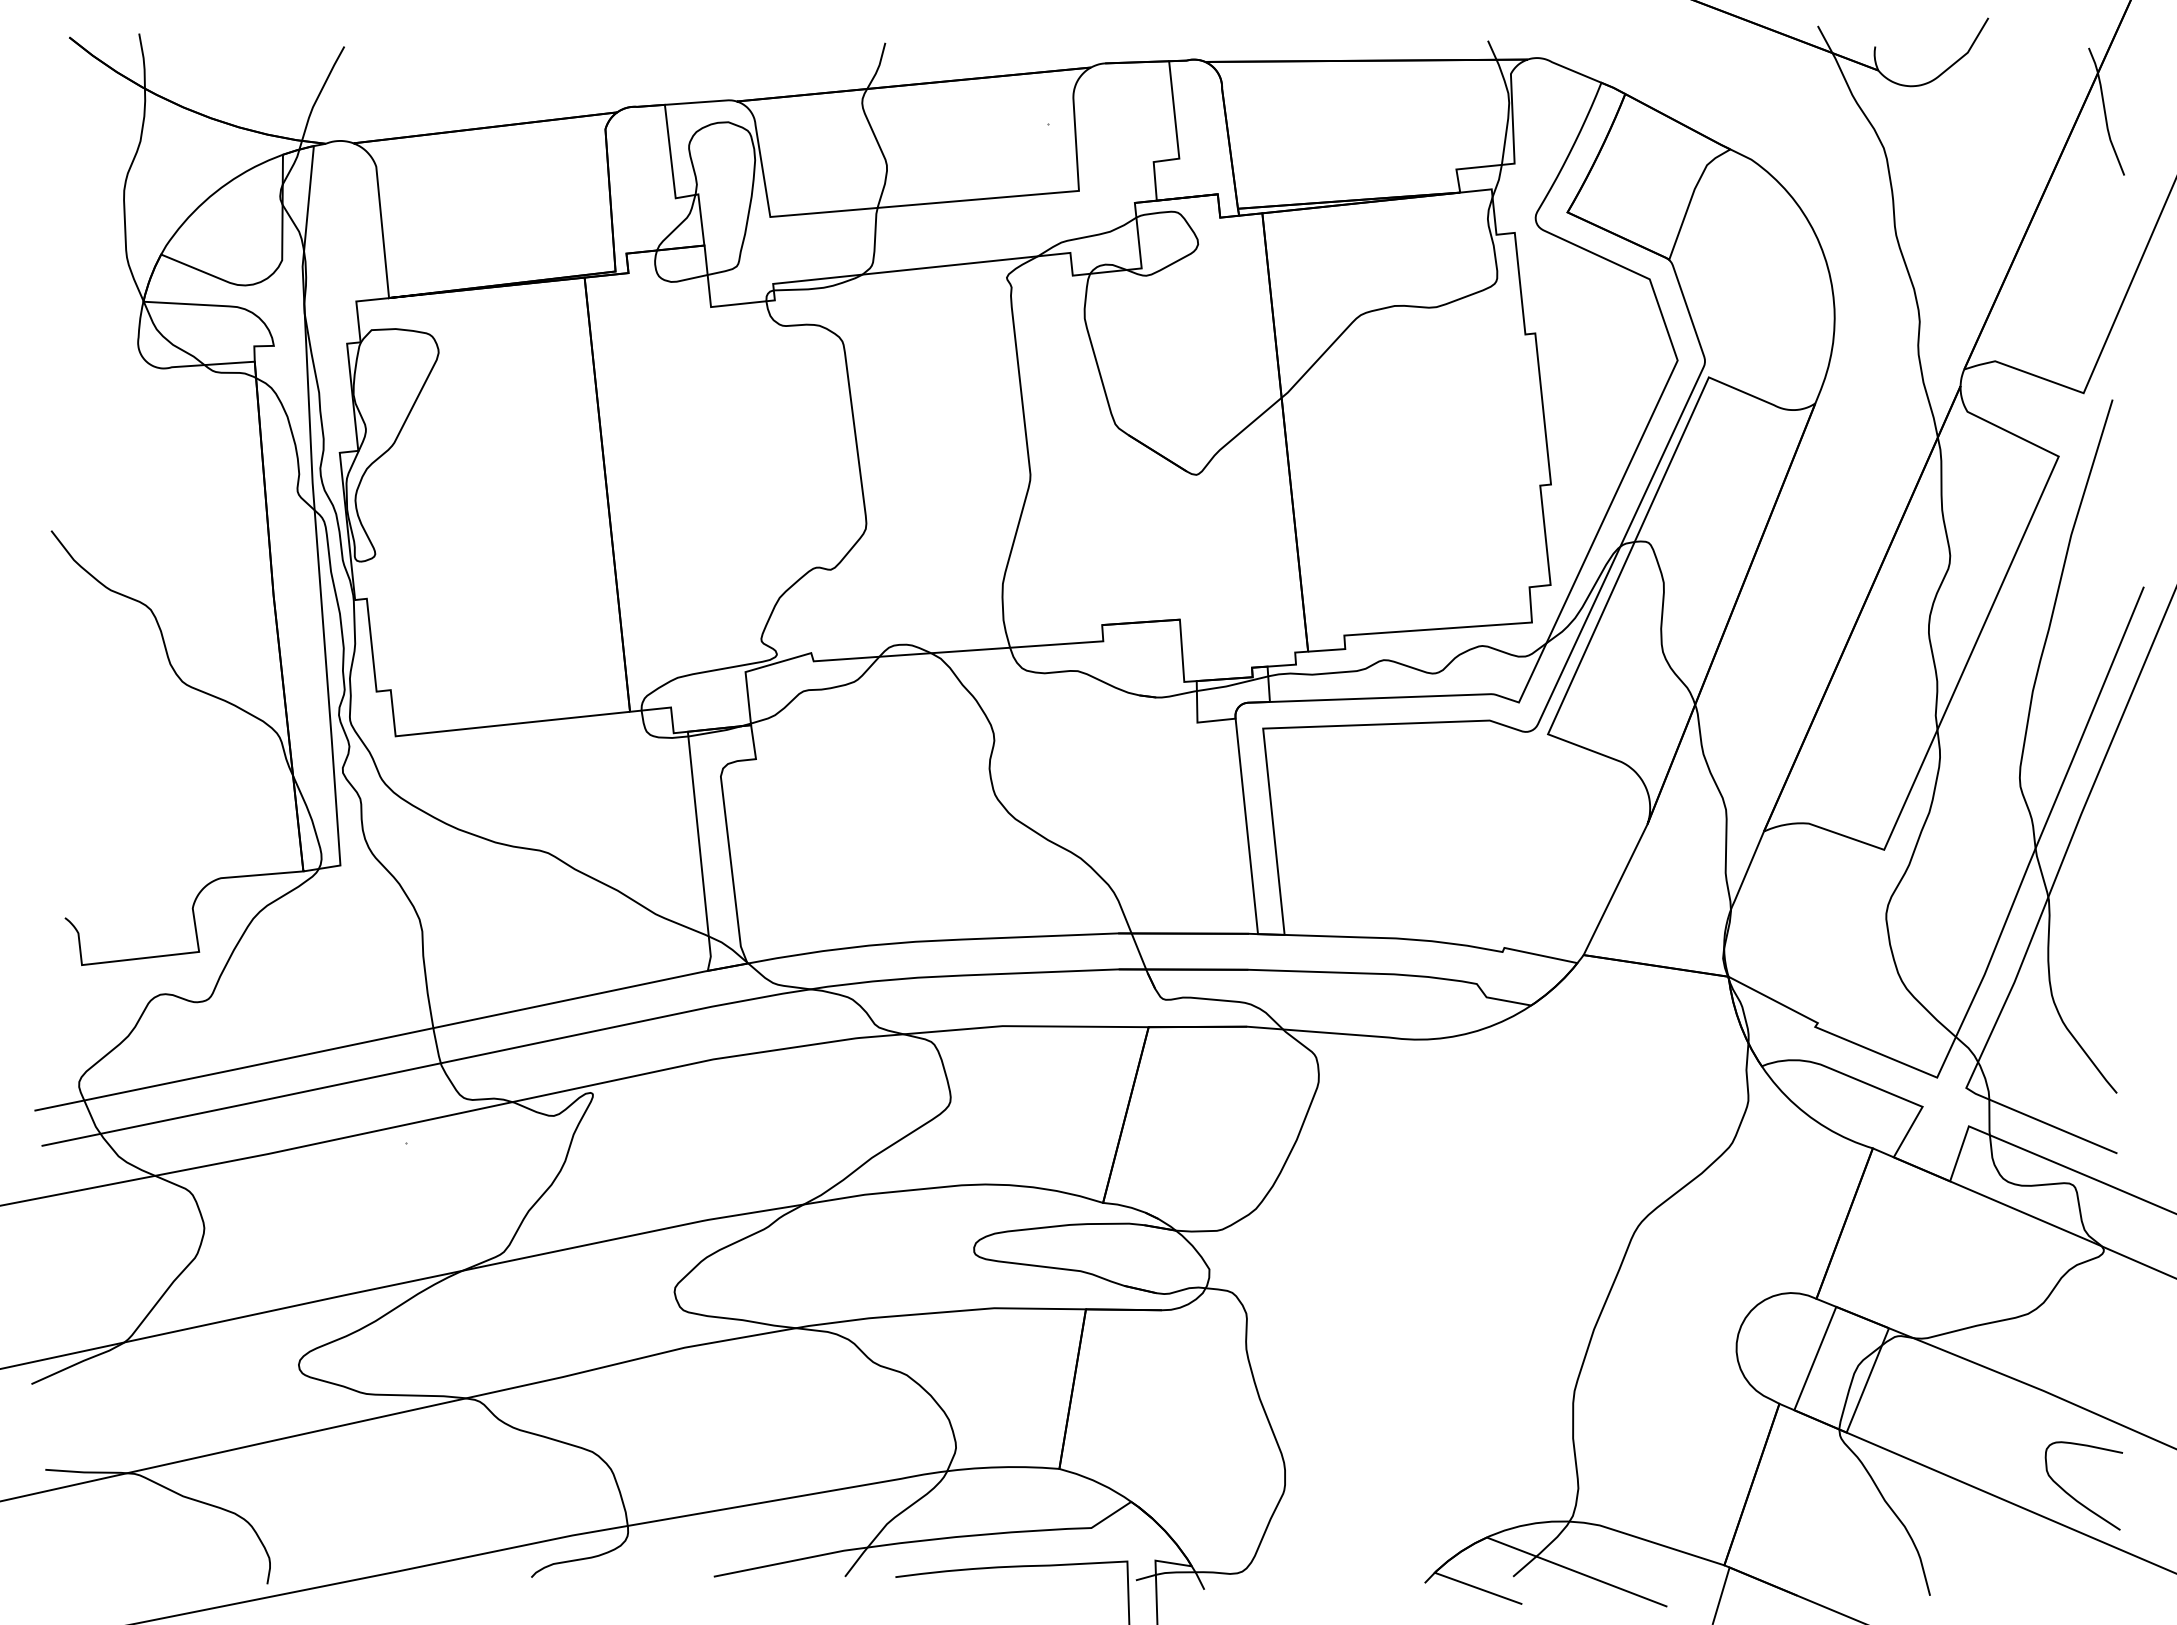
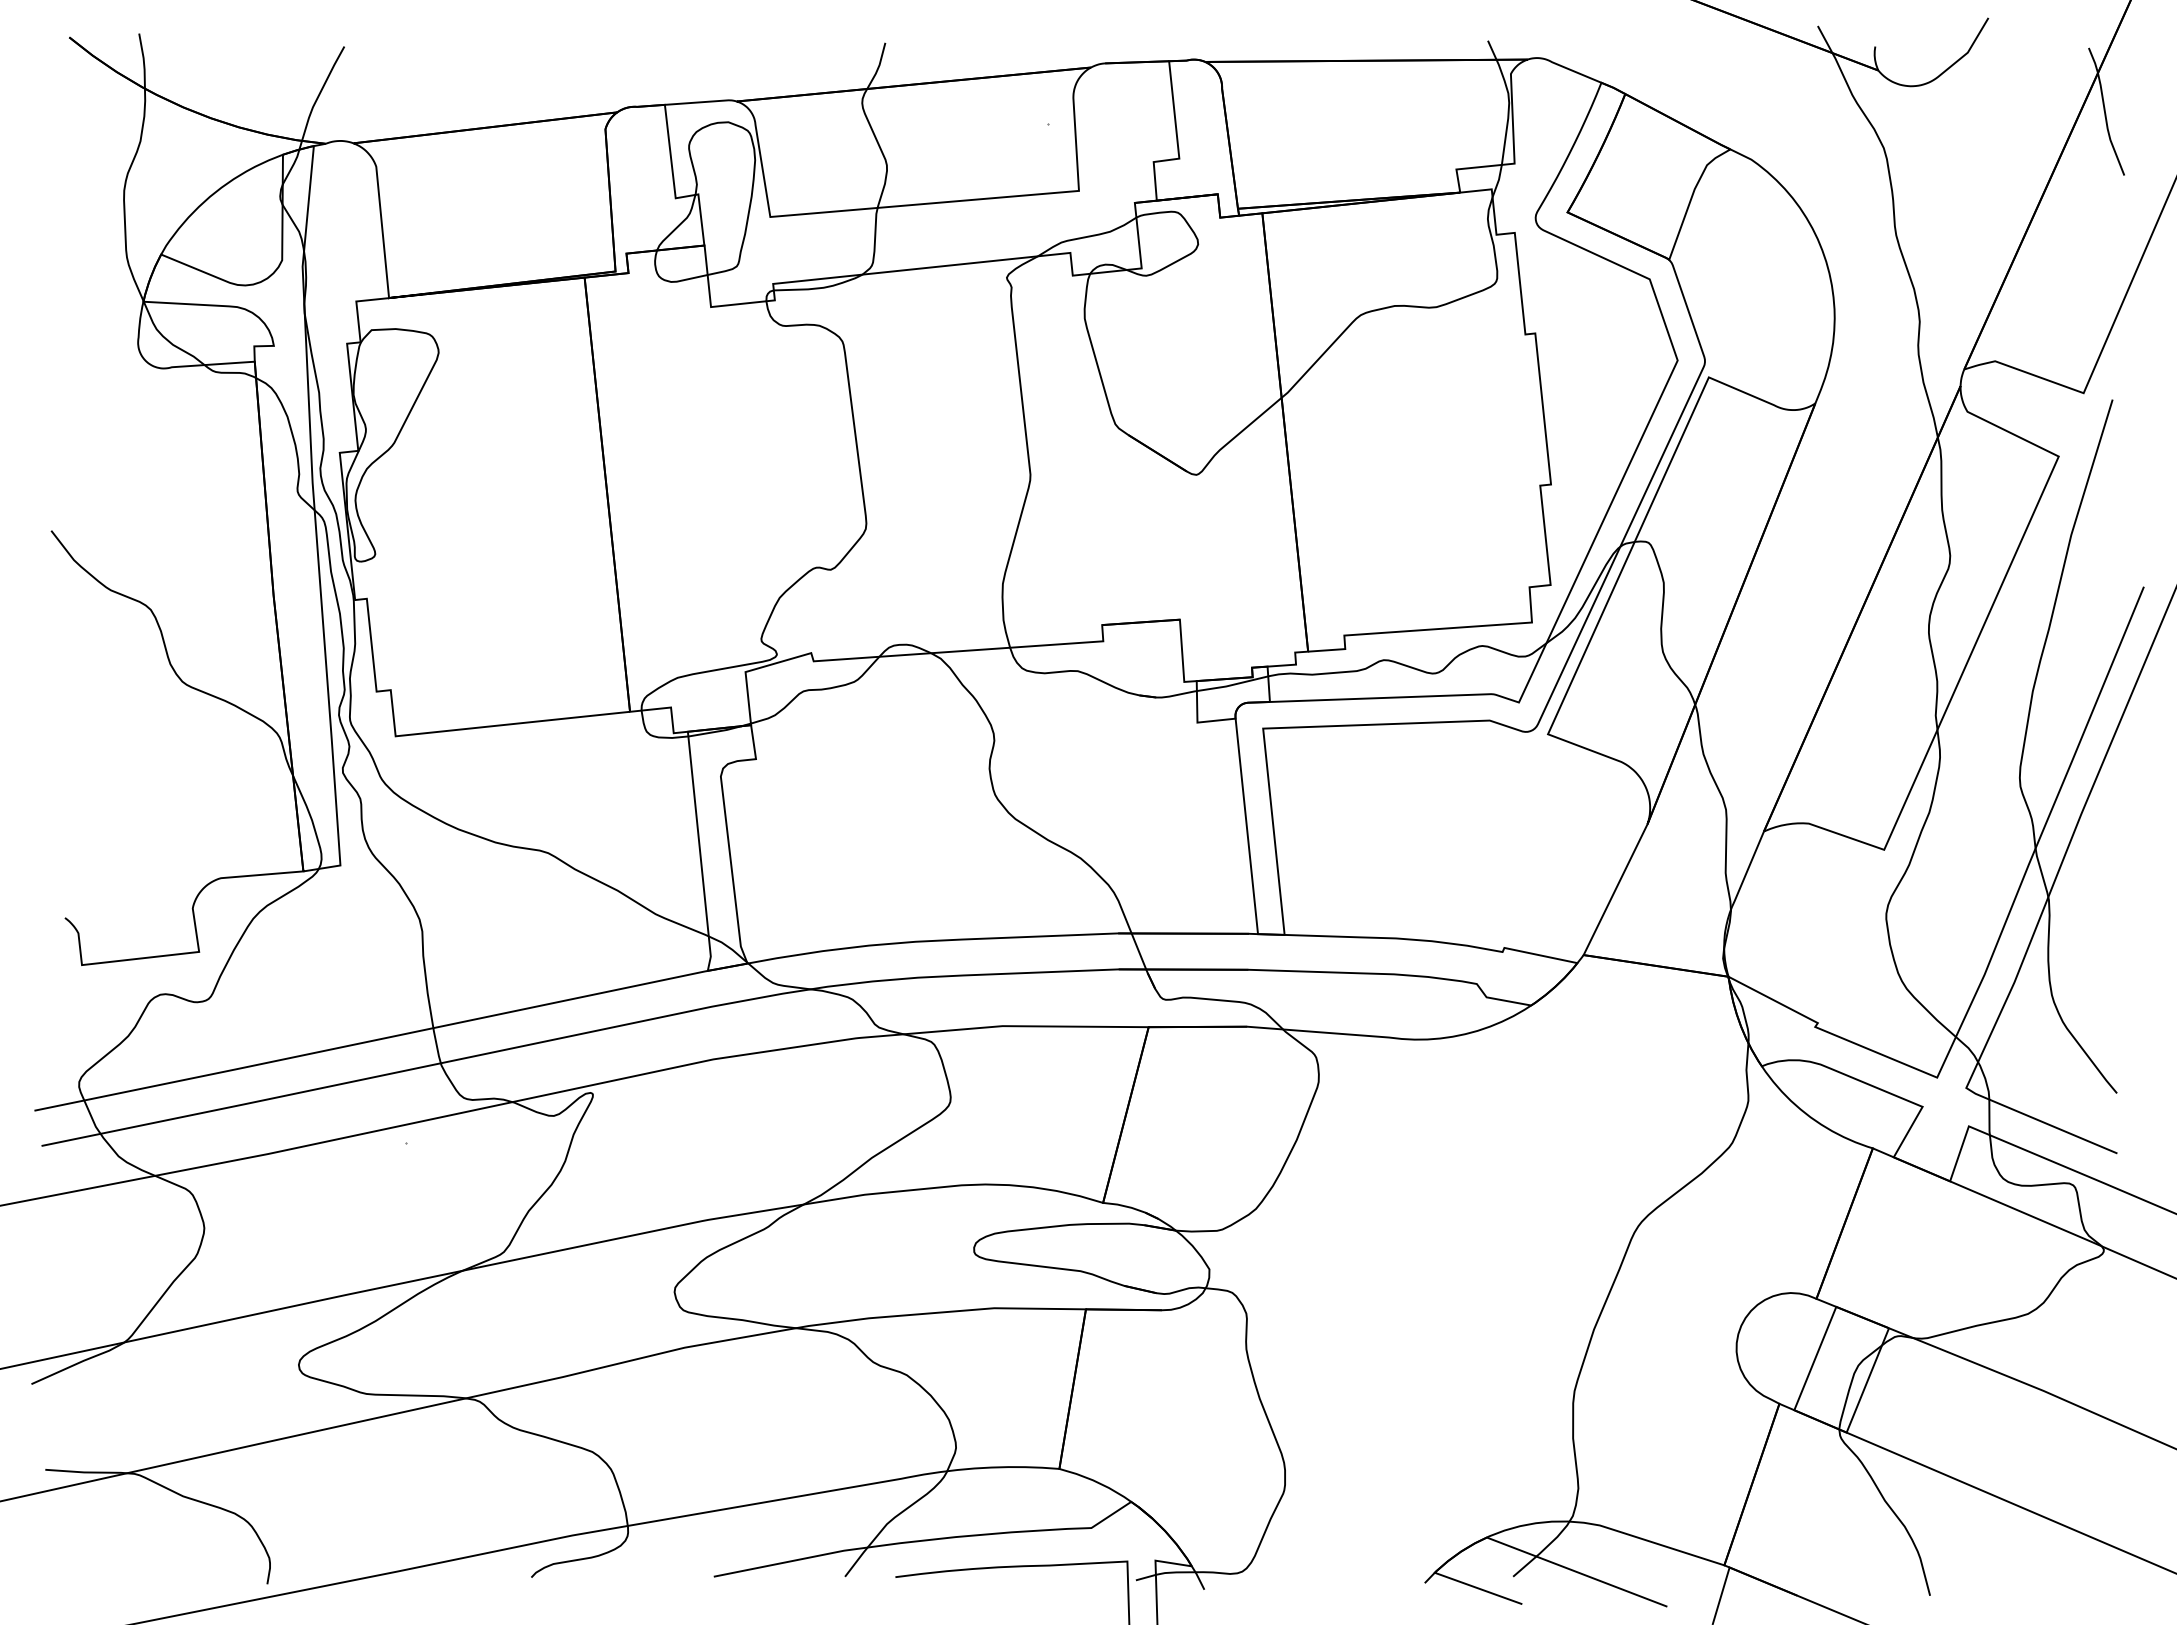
curve: present -> none (2074, 1497)
